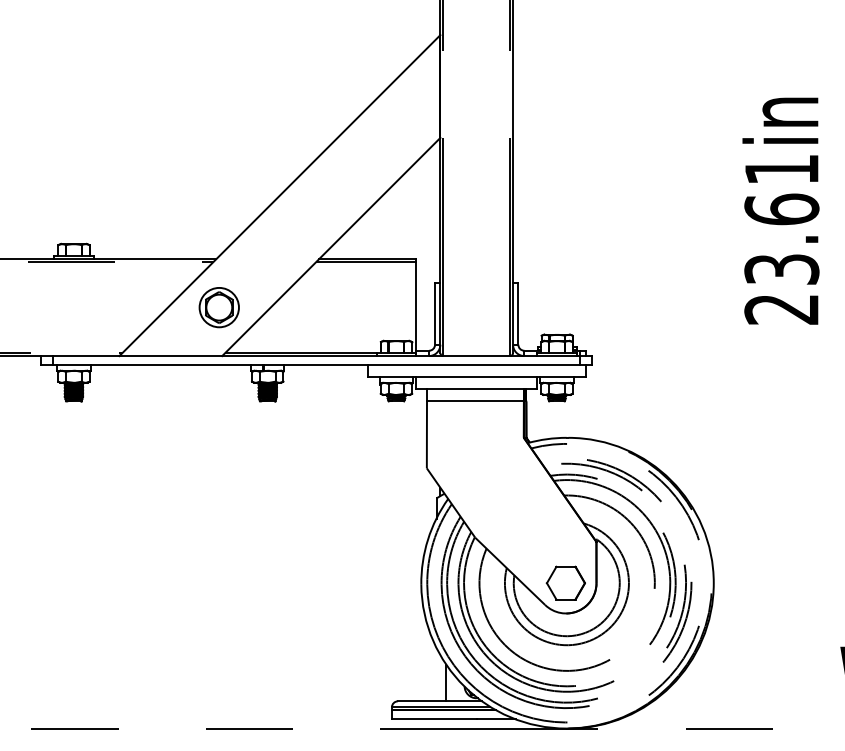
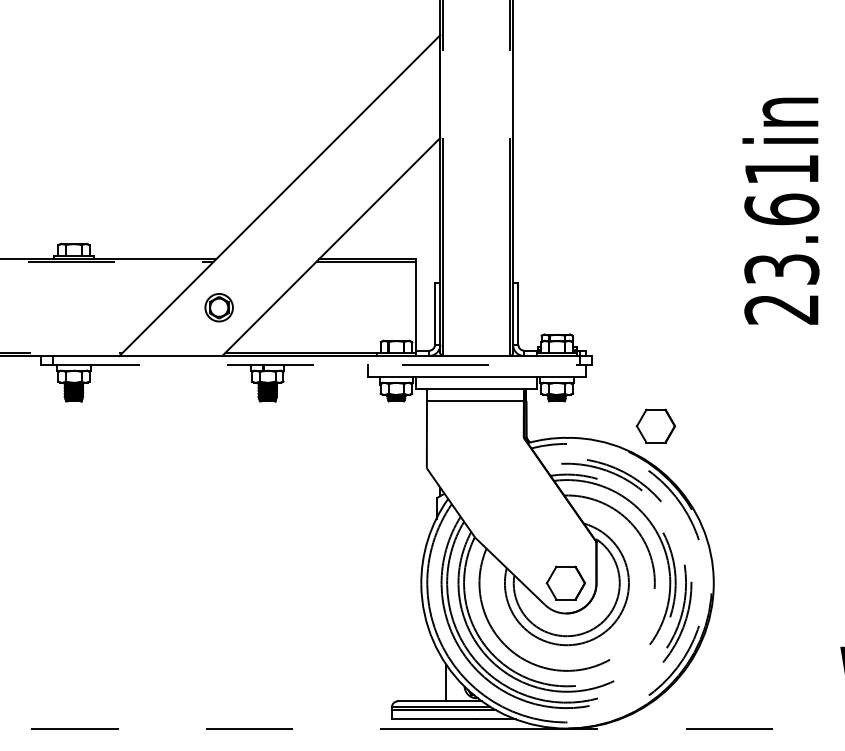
part size: 42x42 px -> 30x30 px (218, 307)
line: solid -> dashed (316, 365)
part: none -> present (655, 425)
